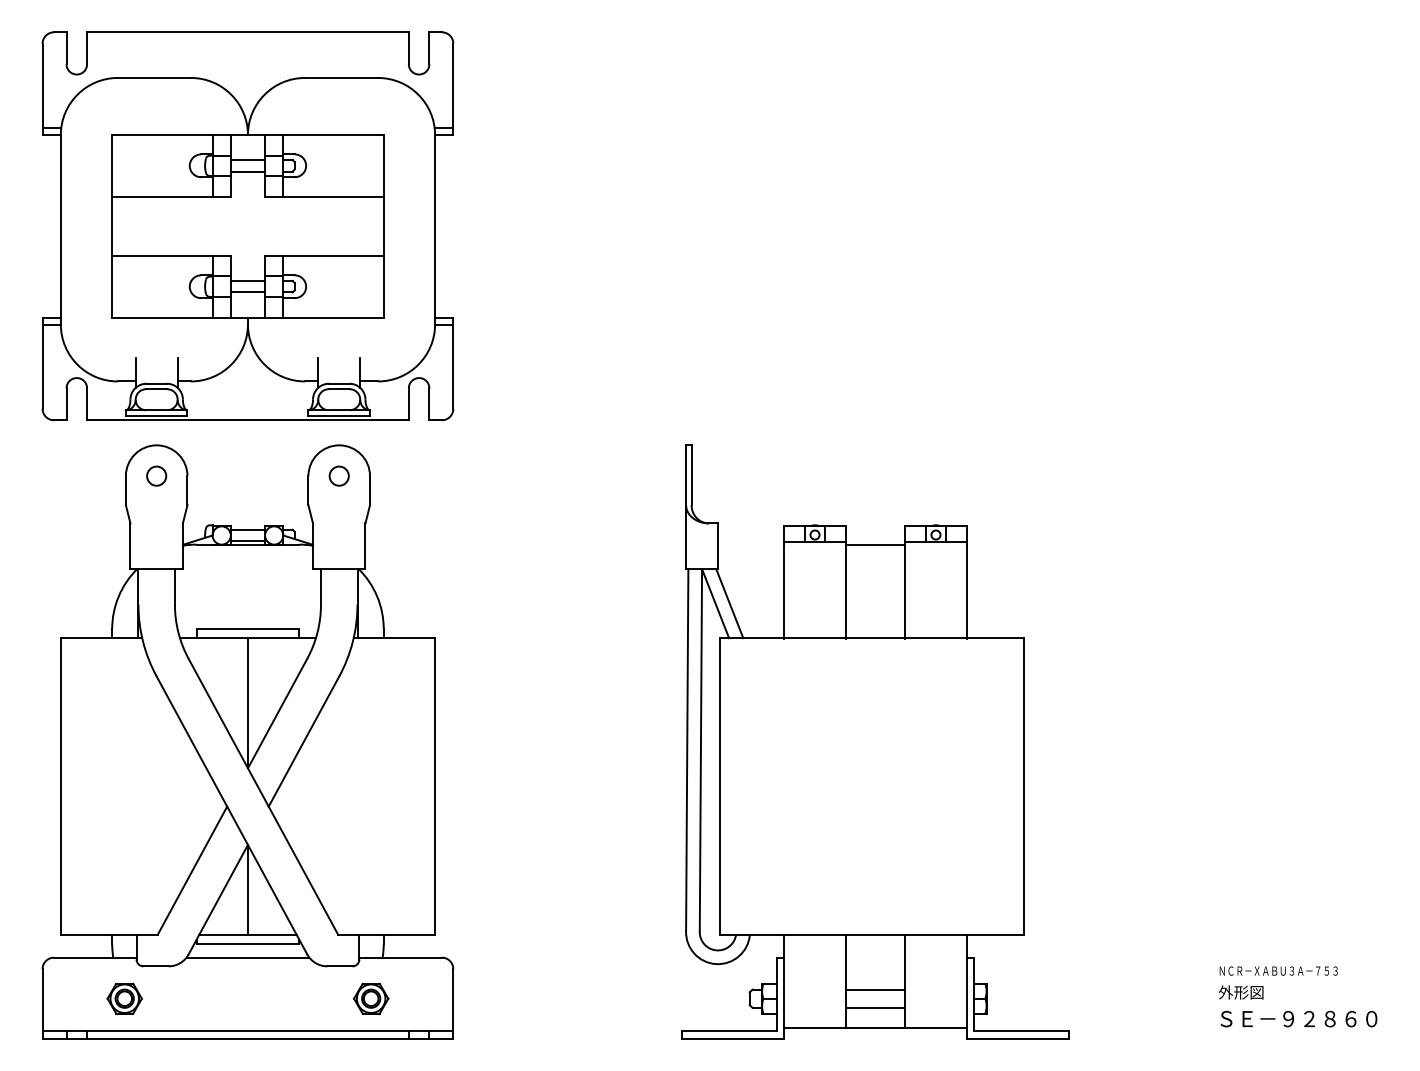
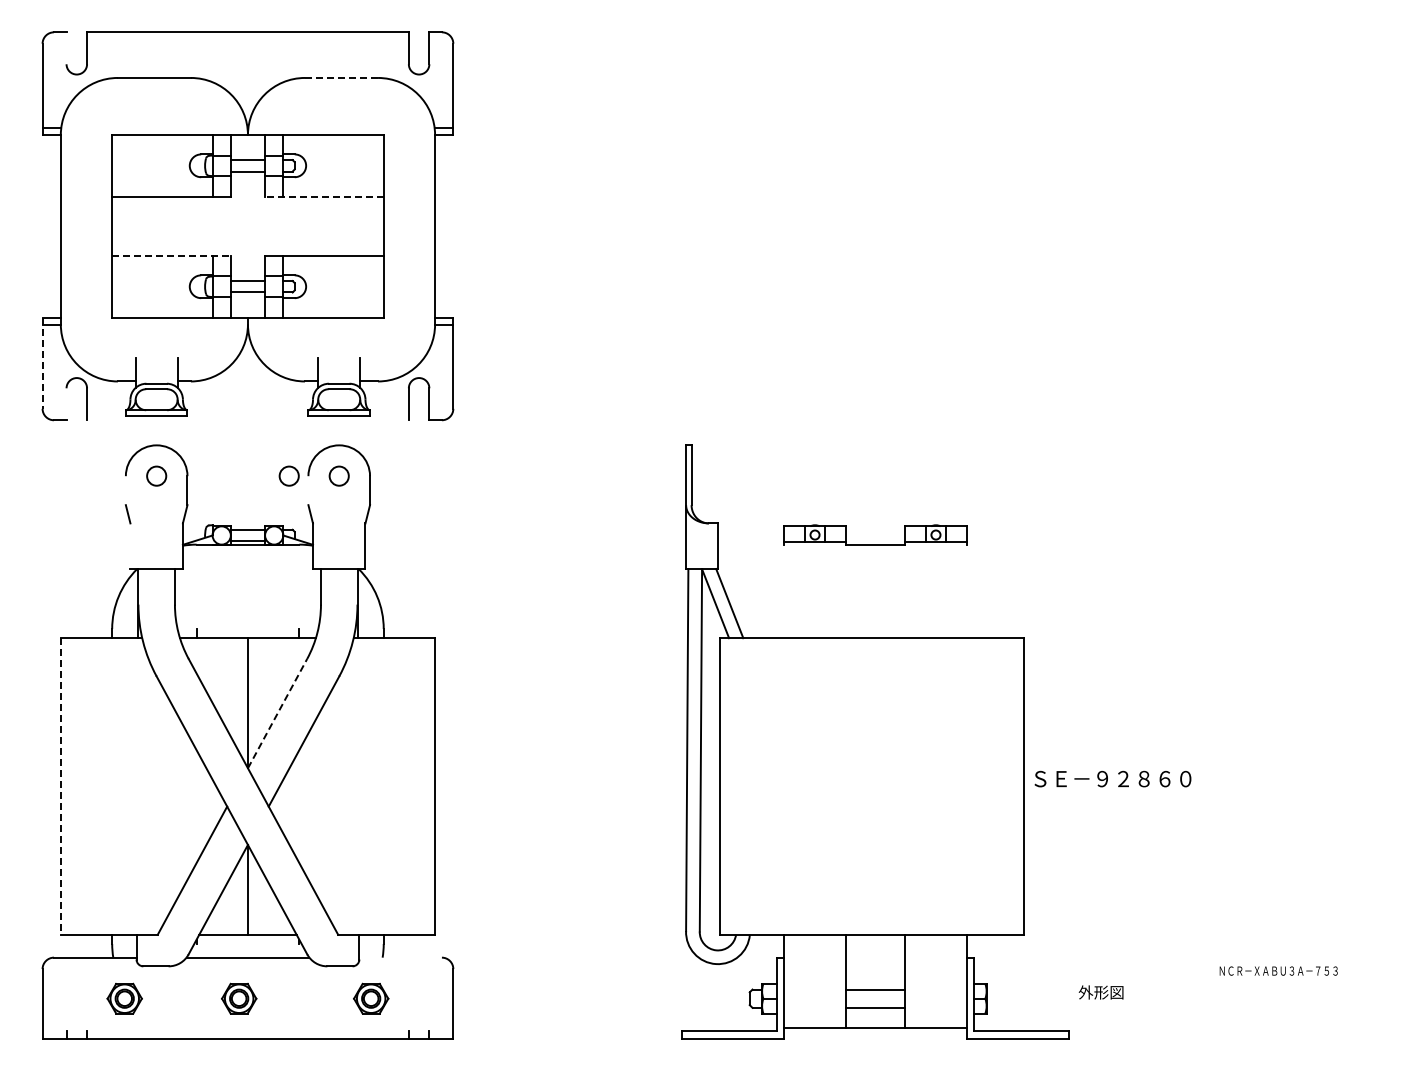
line: present -> none (66, 48)
line: solid -> dashed (341, 77)
line: solid -> dashed (323, 196)
line: solid -> dashed (172, 255)
line: solid -> dashed (42, 363)
line: present -> none (66, 404)
line: present -> none (247, 420)
circle: none -> present (288, 475)
line: present -> none (125, 490)
line: present -> none (308, 490)
line: present -> none (130, 546)
line: present -> none (784, 591)
line: present -> none (845, 591)
line: present -> none (905, 591)
line: present -> none (966, 591)
line: present -> none (247, 629)
line: solid -> dashed (277, 713)
line: solid -> dashed (60, 787)
line: present -> none (247, 943)
line: present -> none (400, 957)
text position: (1240, 992) -> (1100, 992) (1100, 992)
part: none -> present (239, 998)
text position: (1298, 1018) -> (1112, 778) (1112, 778)
line: present -> none (247, 1031)
